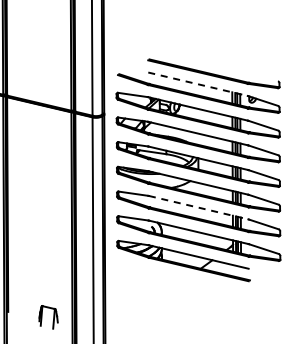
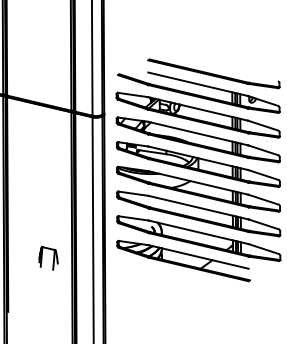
line: dashed -> solid (198, 84)
line: dashed -> solid (199, 207)
part position: (48, 317) -> (48, 258) (48, 258)
